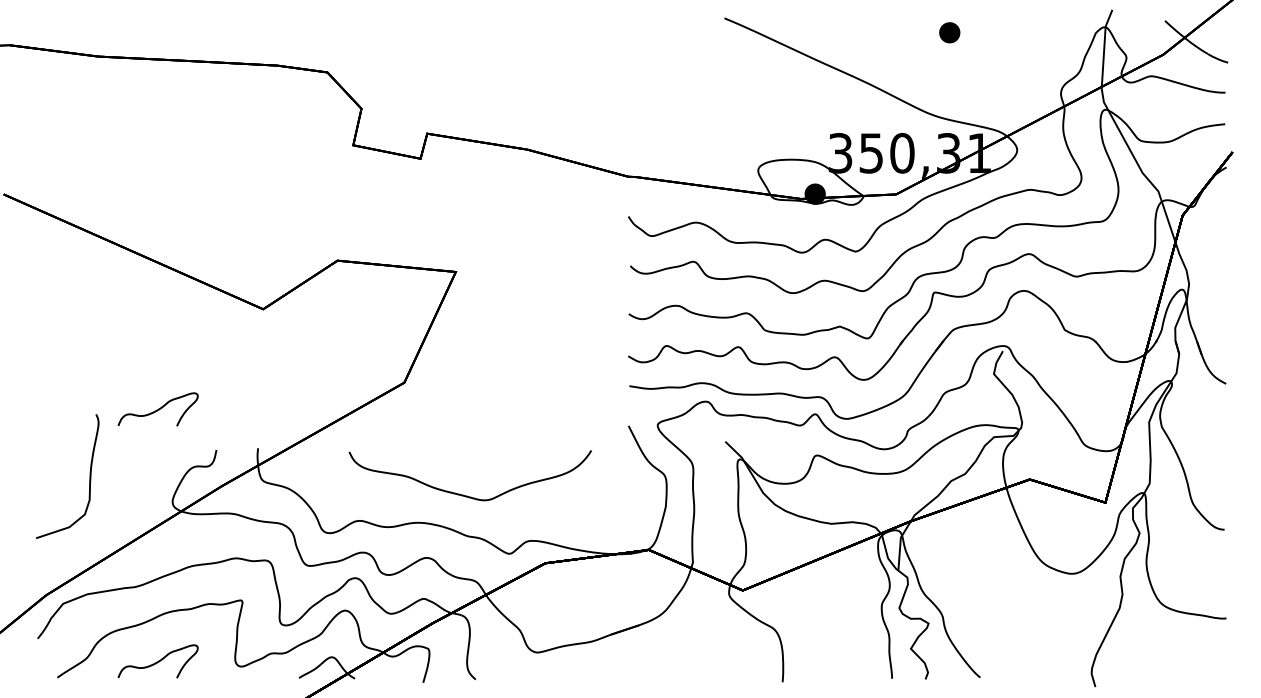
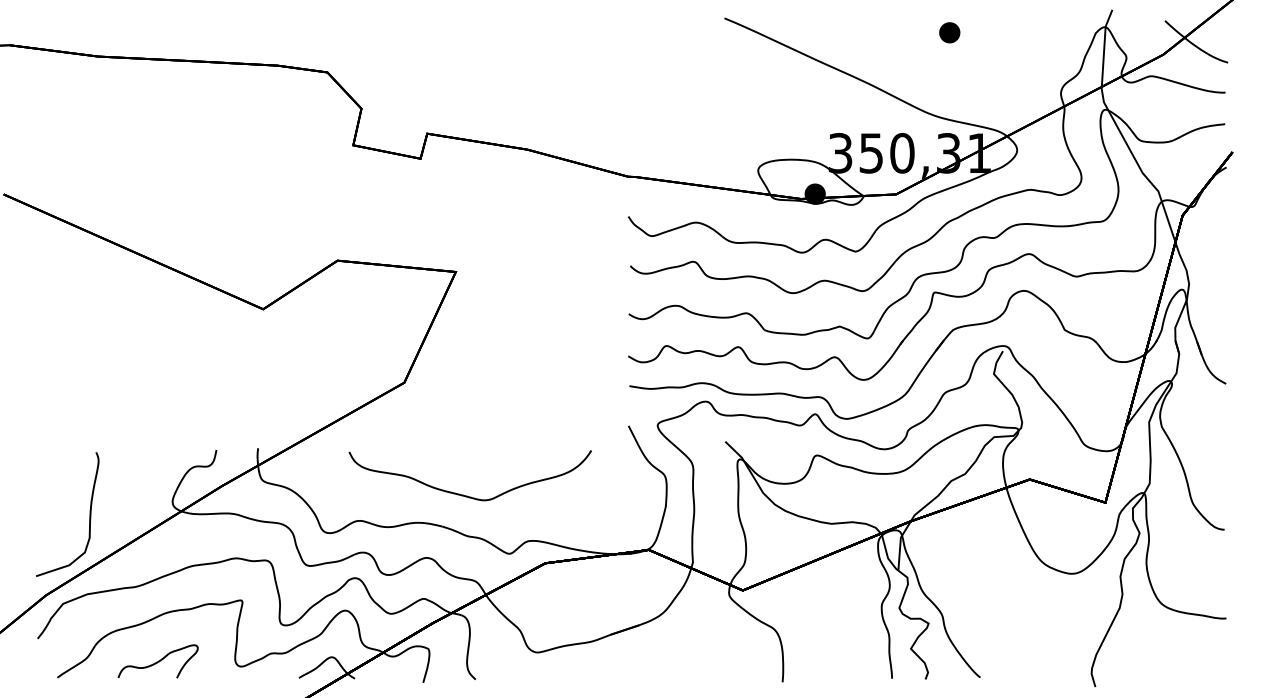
curve: present -> none (157, 409)
curve position: (89, 476) -> (89, 514) (89, 514)
